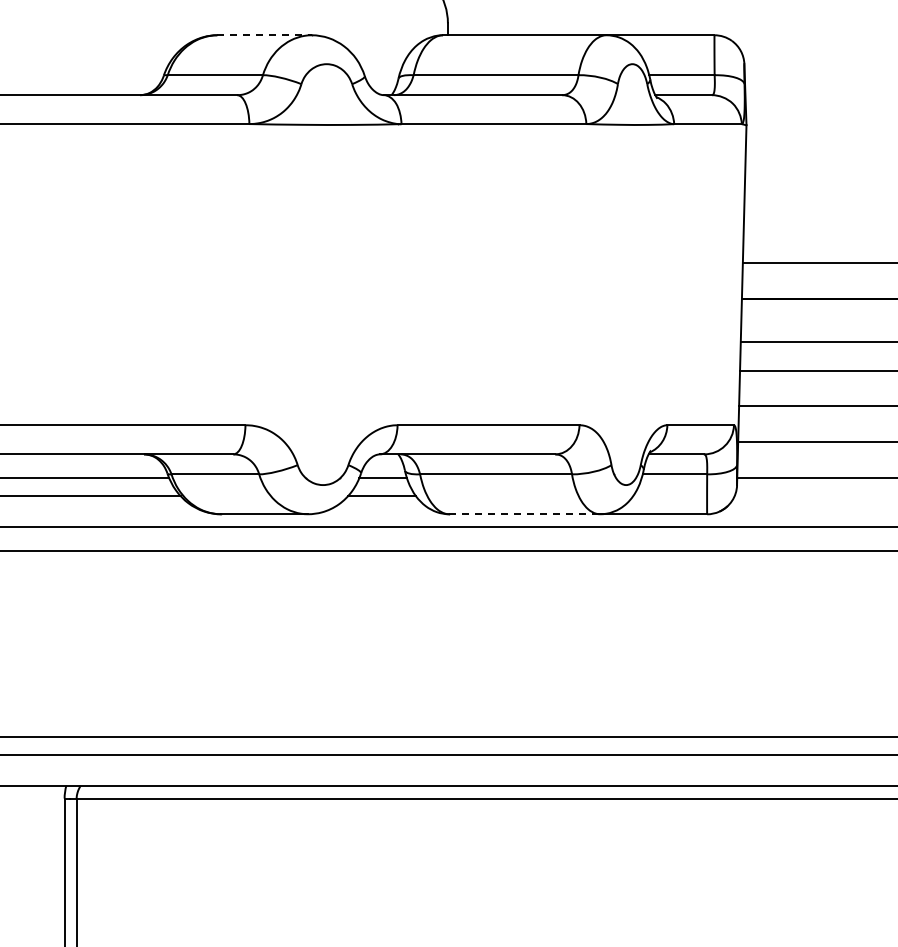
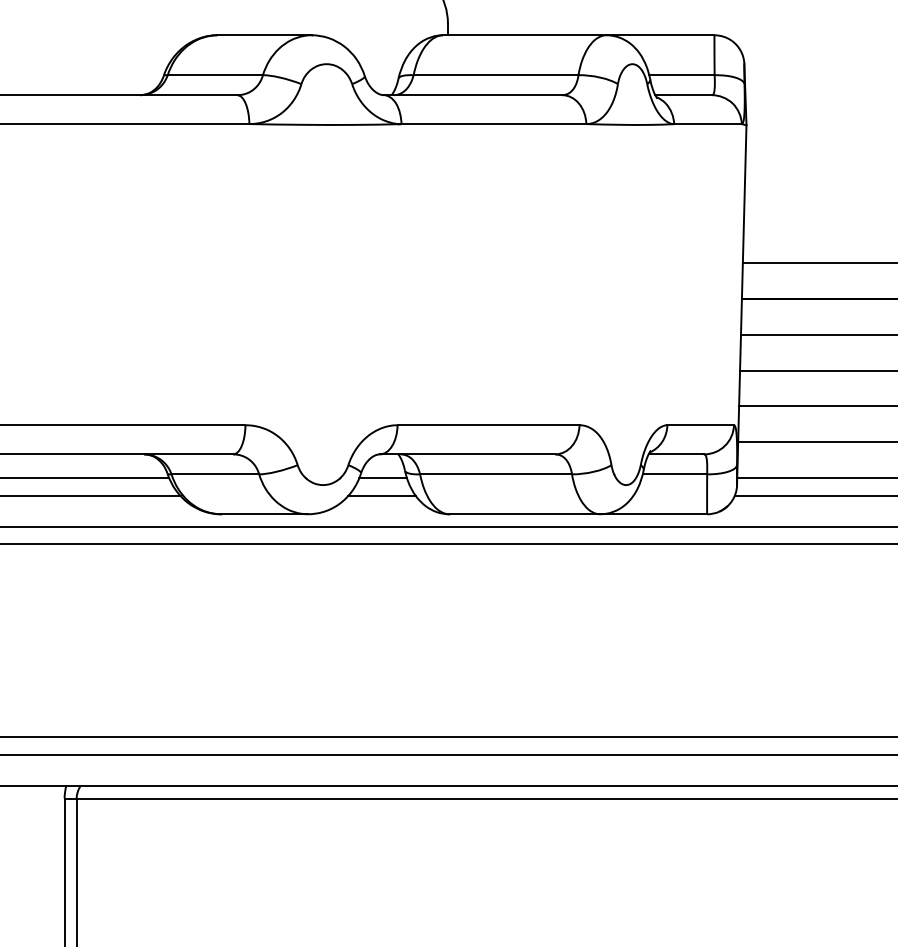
line: dashed -> solid (265, 35)
line position: (817, 341) -> (817, 334) (817, 334)
line: none -> present (814, 496)
line: dashed -> solid (525, 514)
line position: (448, 551) -> (448, 544) (448, 544)
